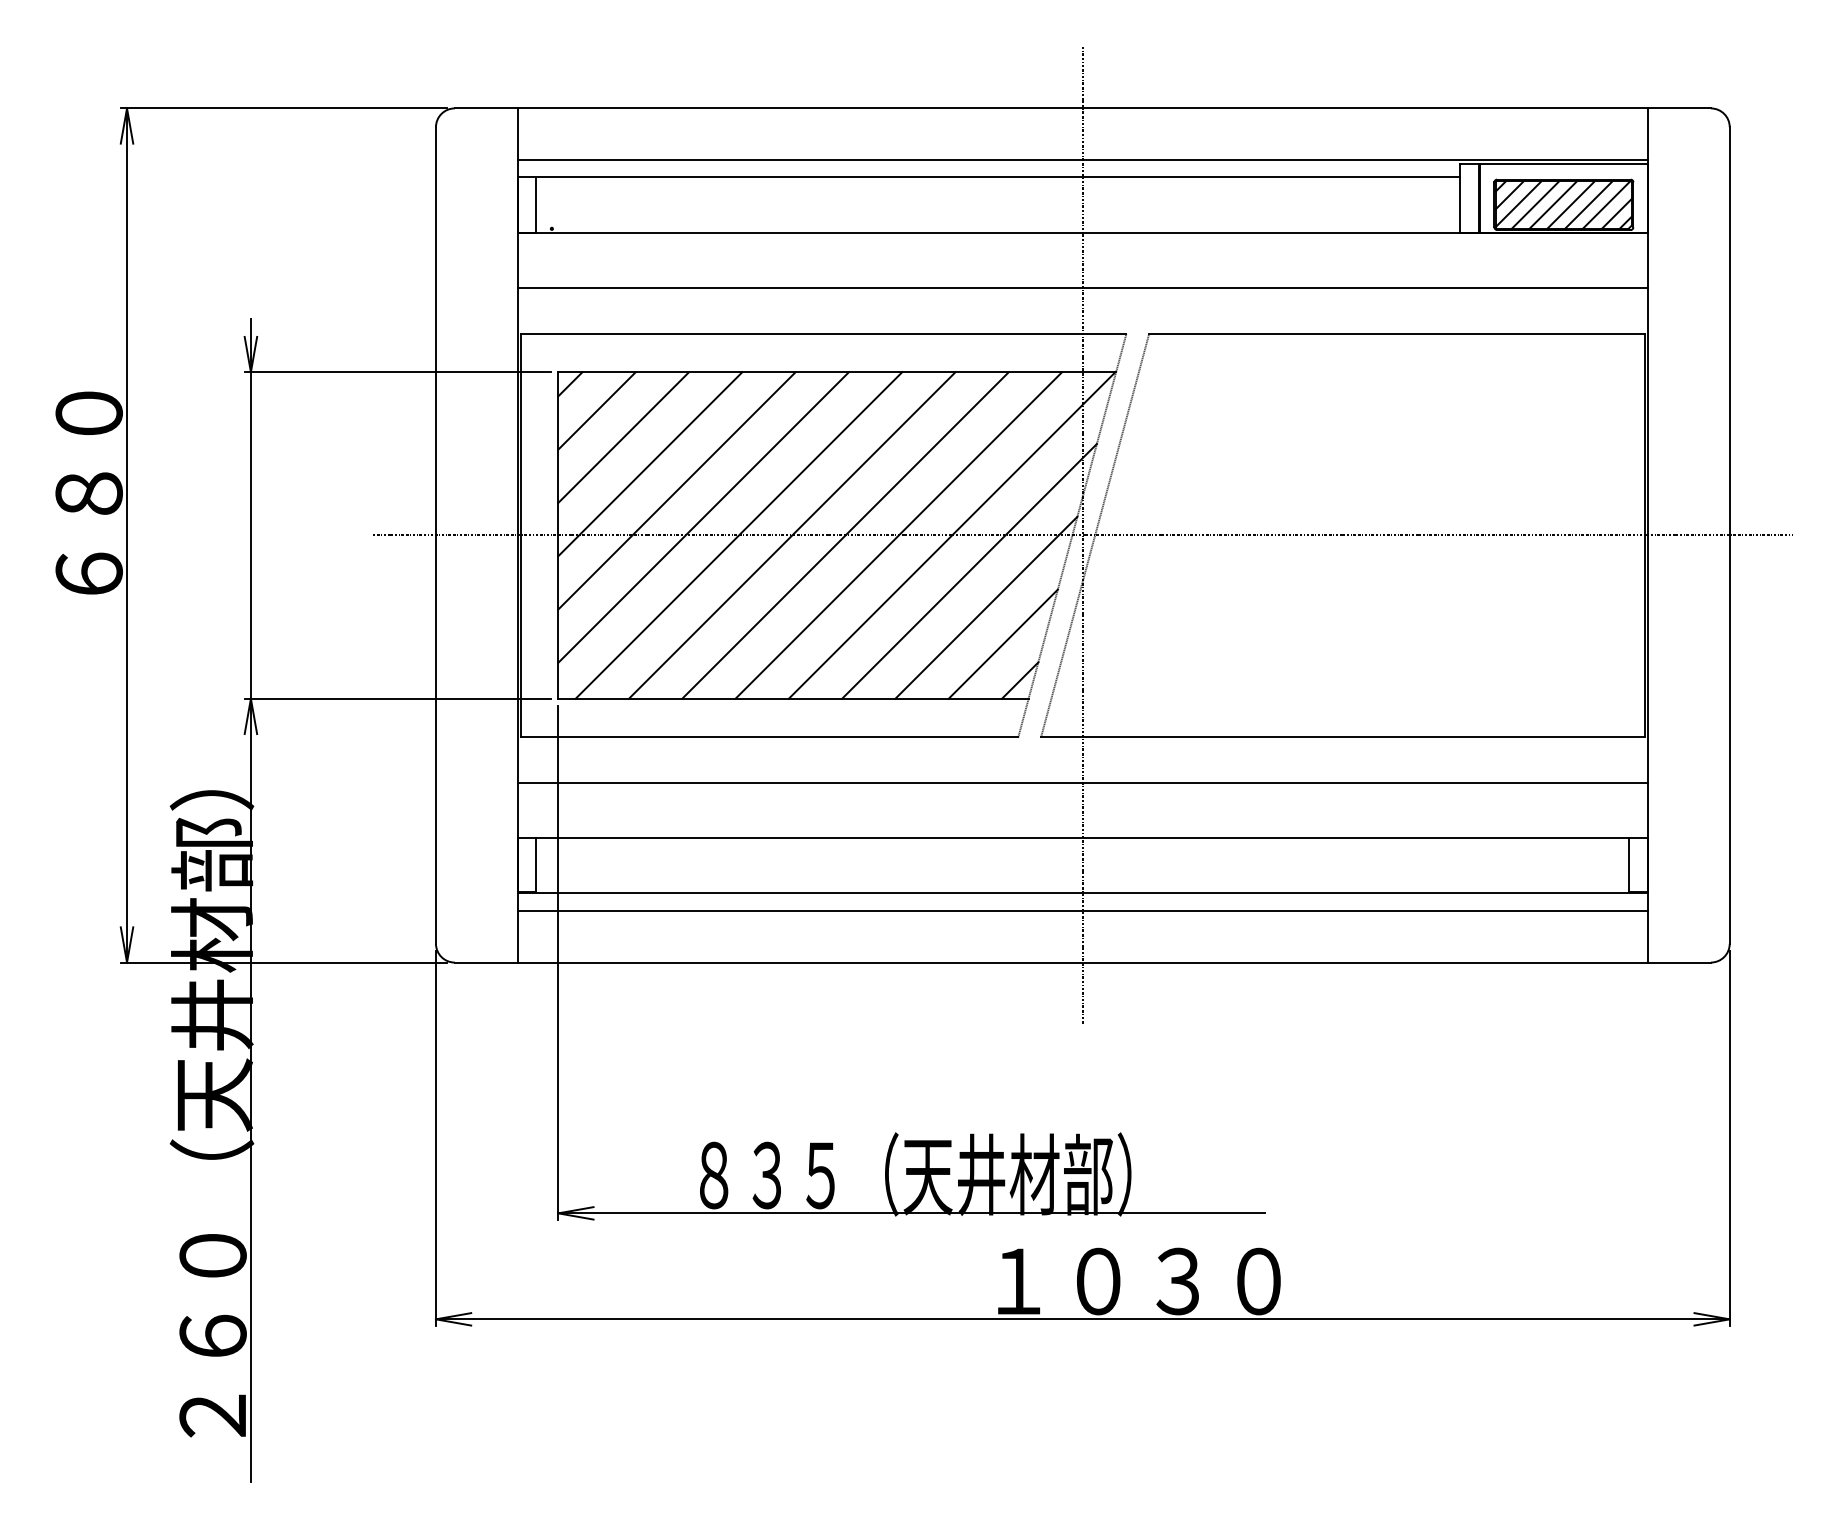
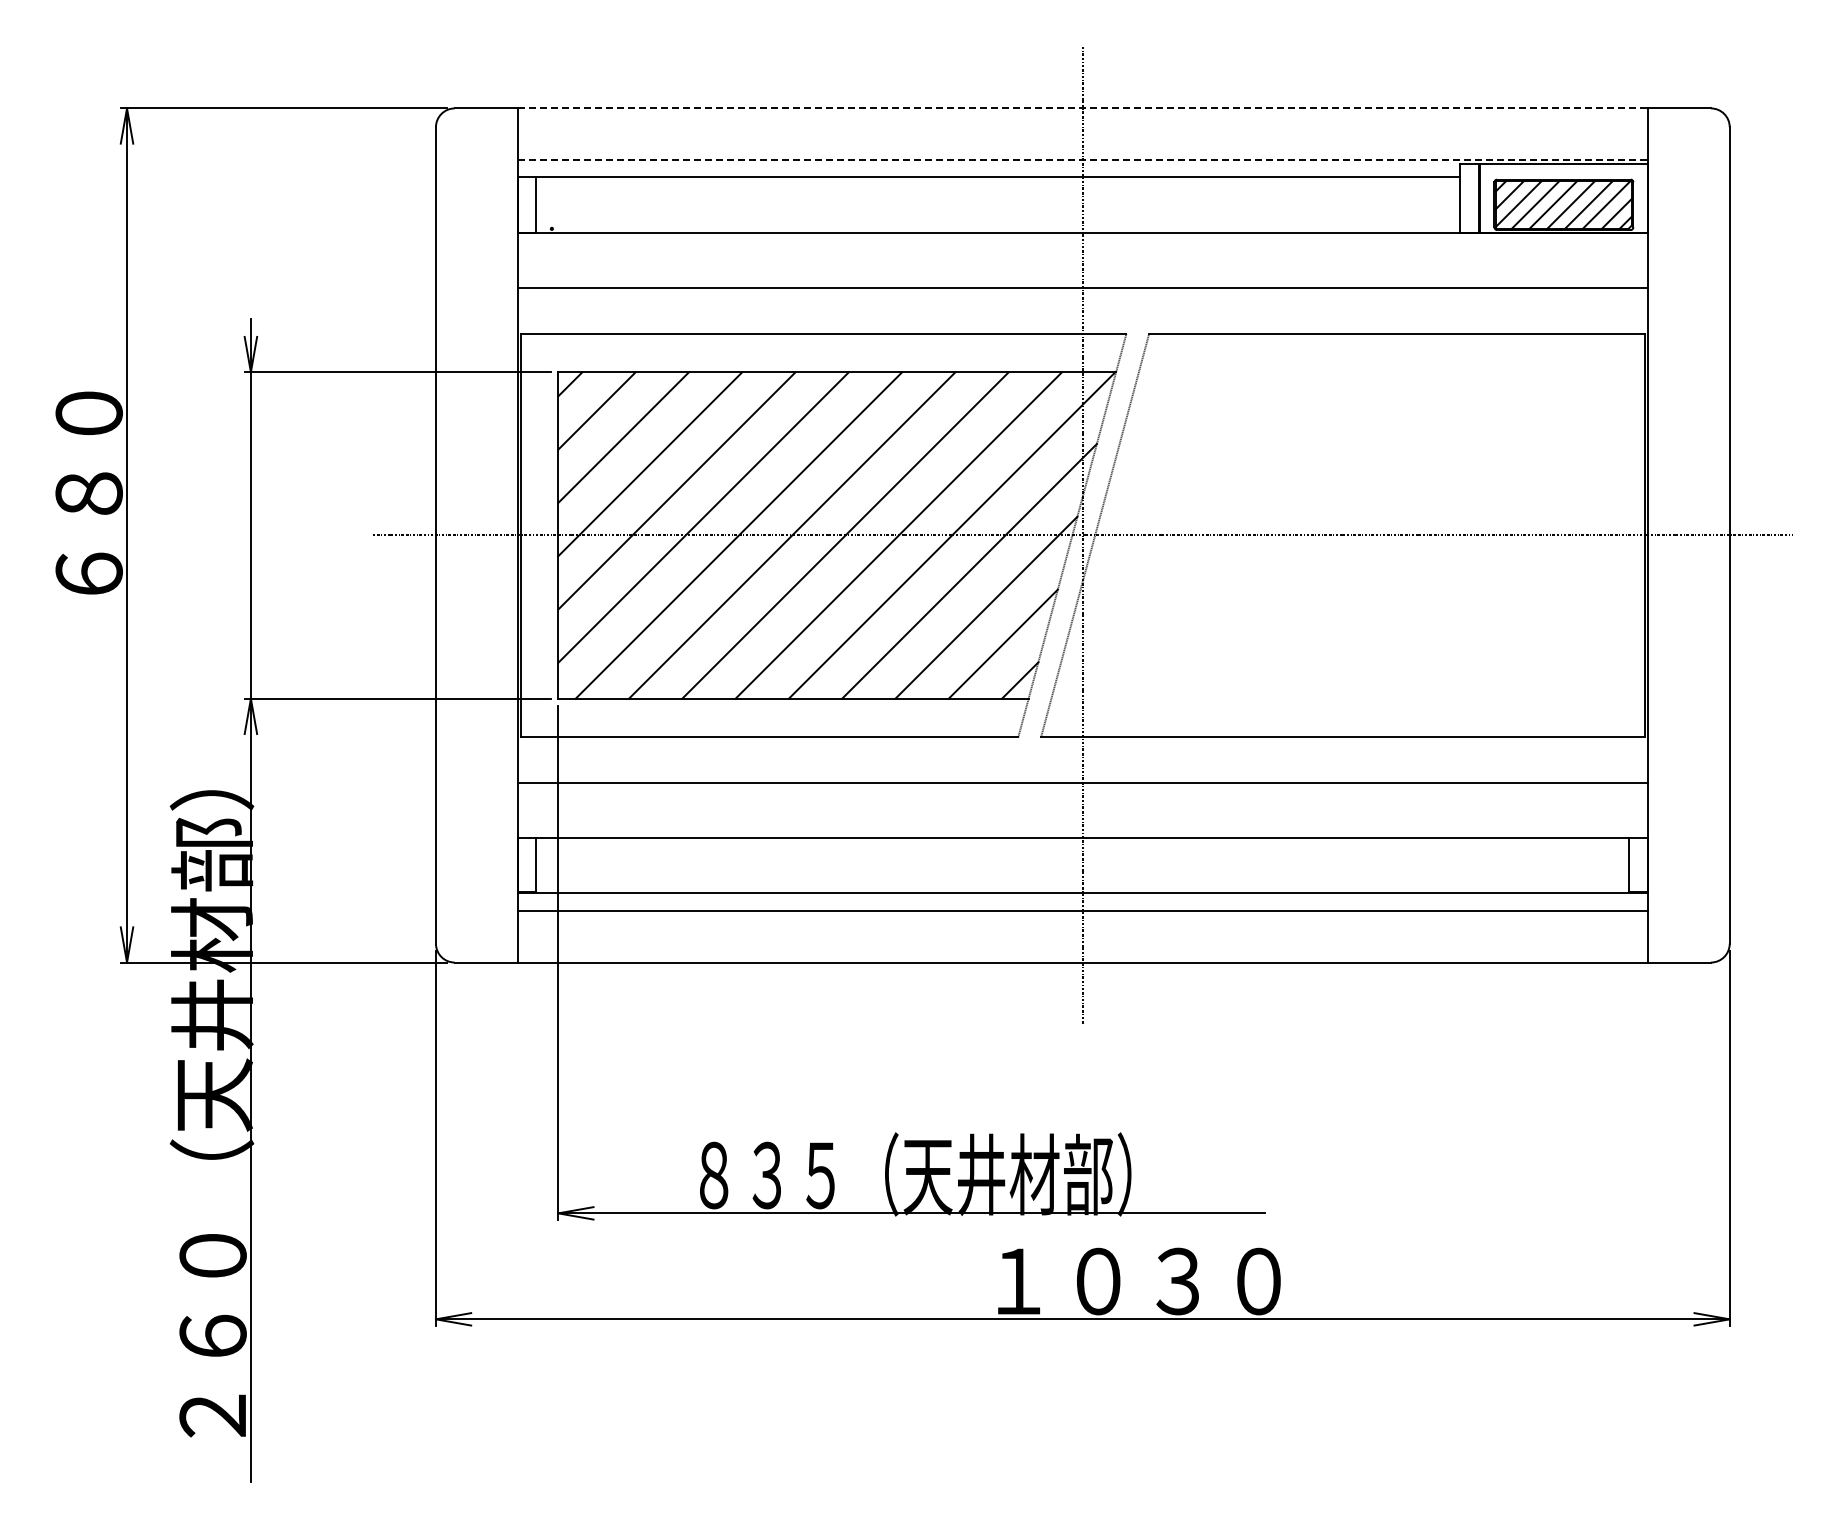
line: solid -> dashed (1083, 108)
line: solid -> dashed (1083, 159)
